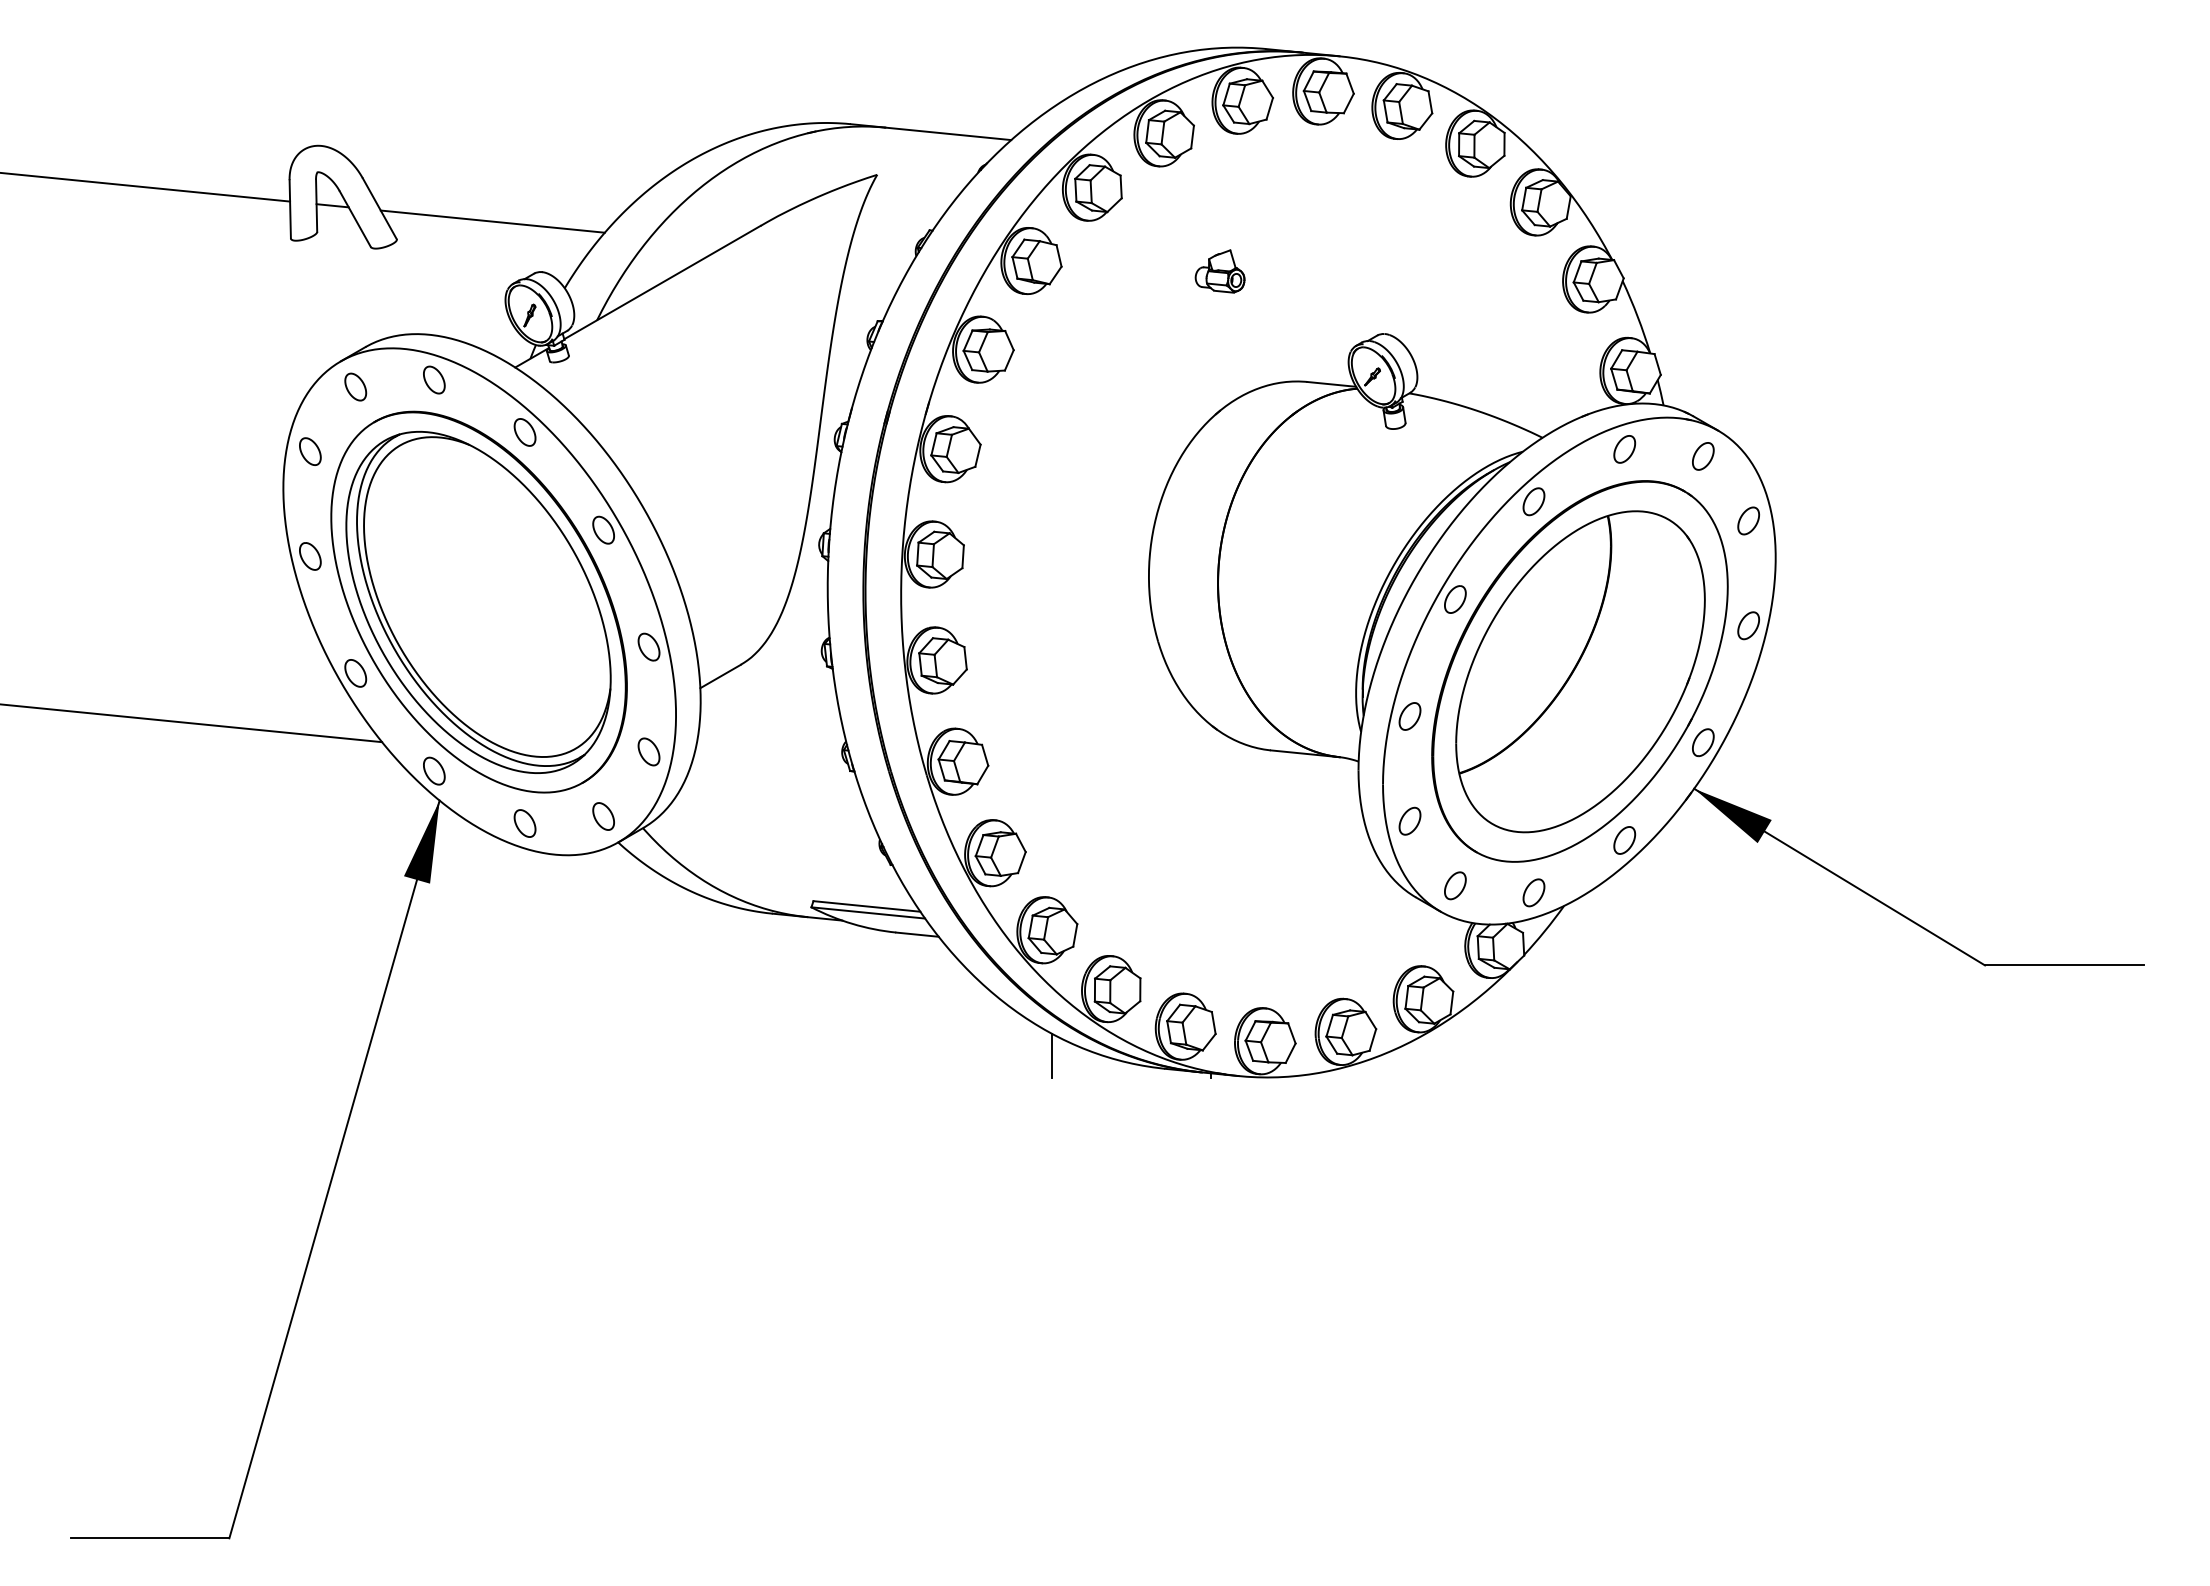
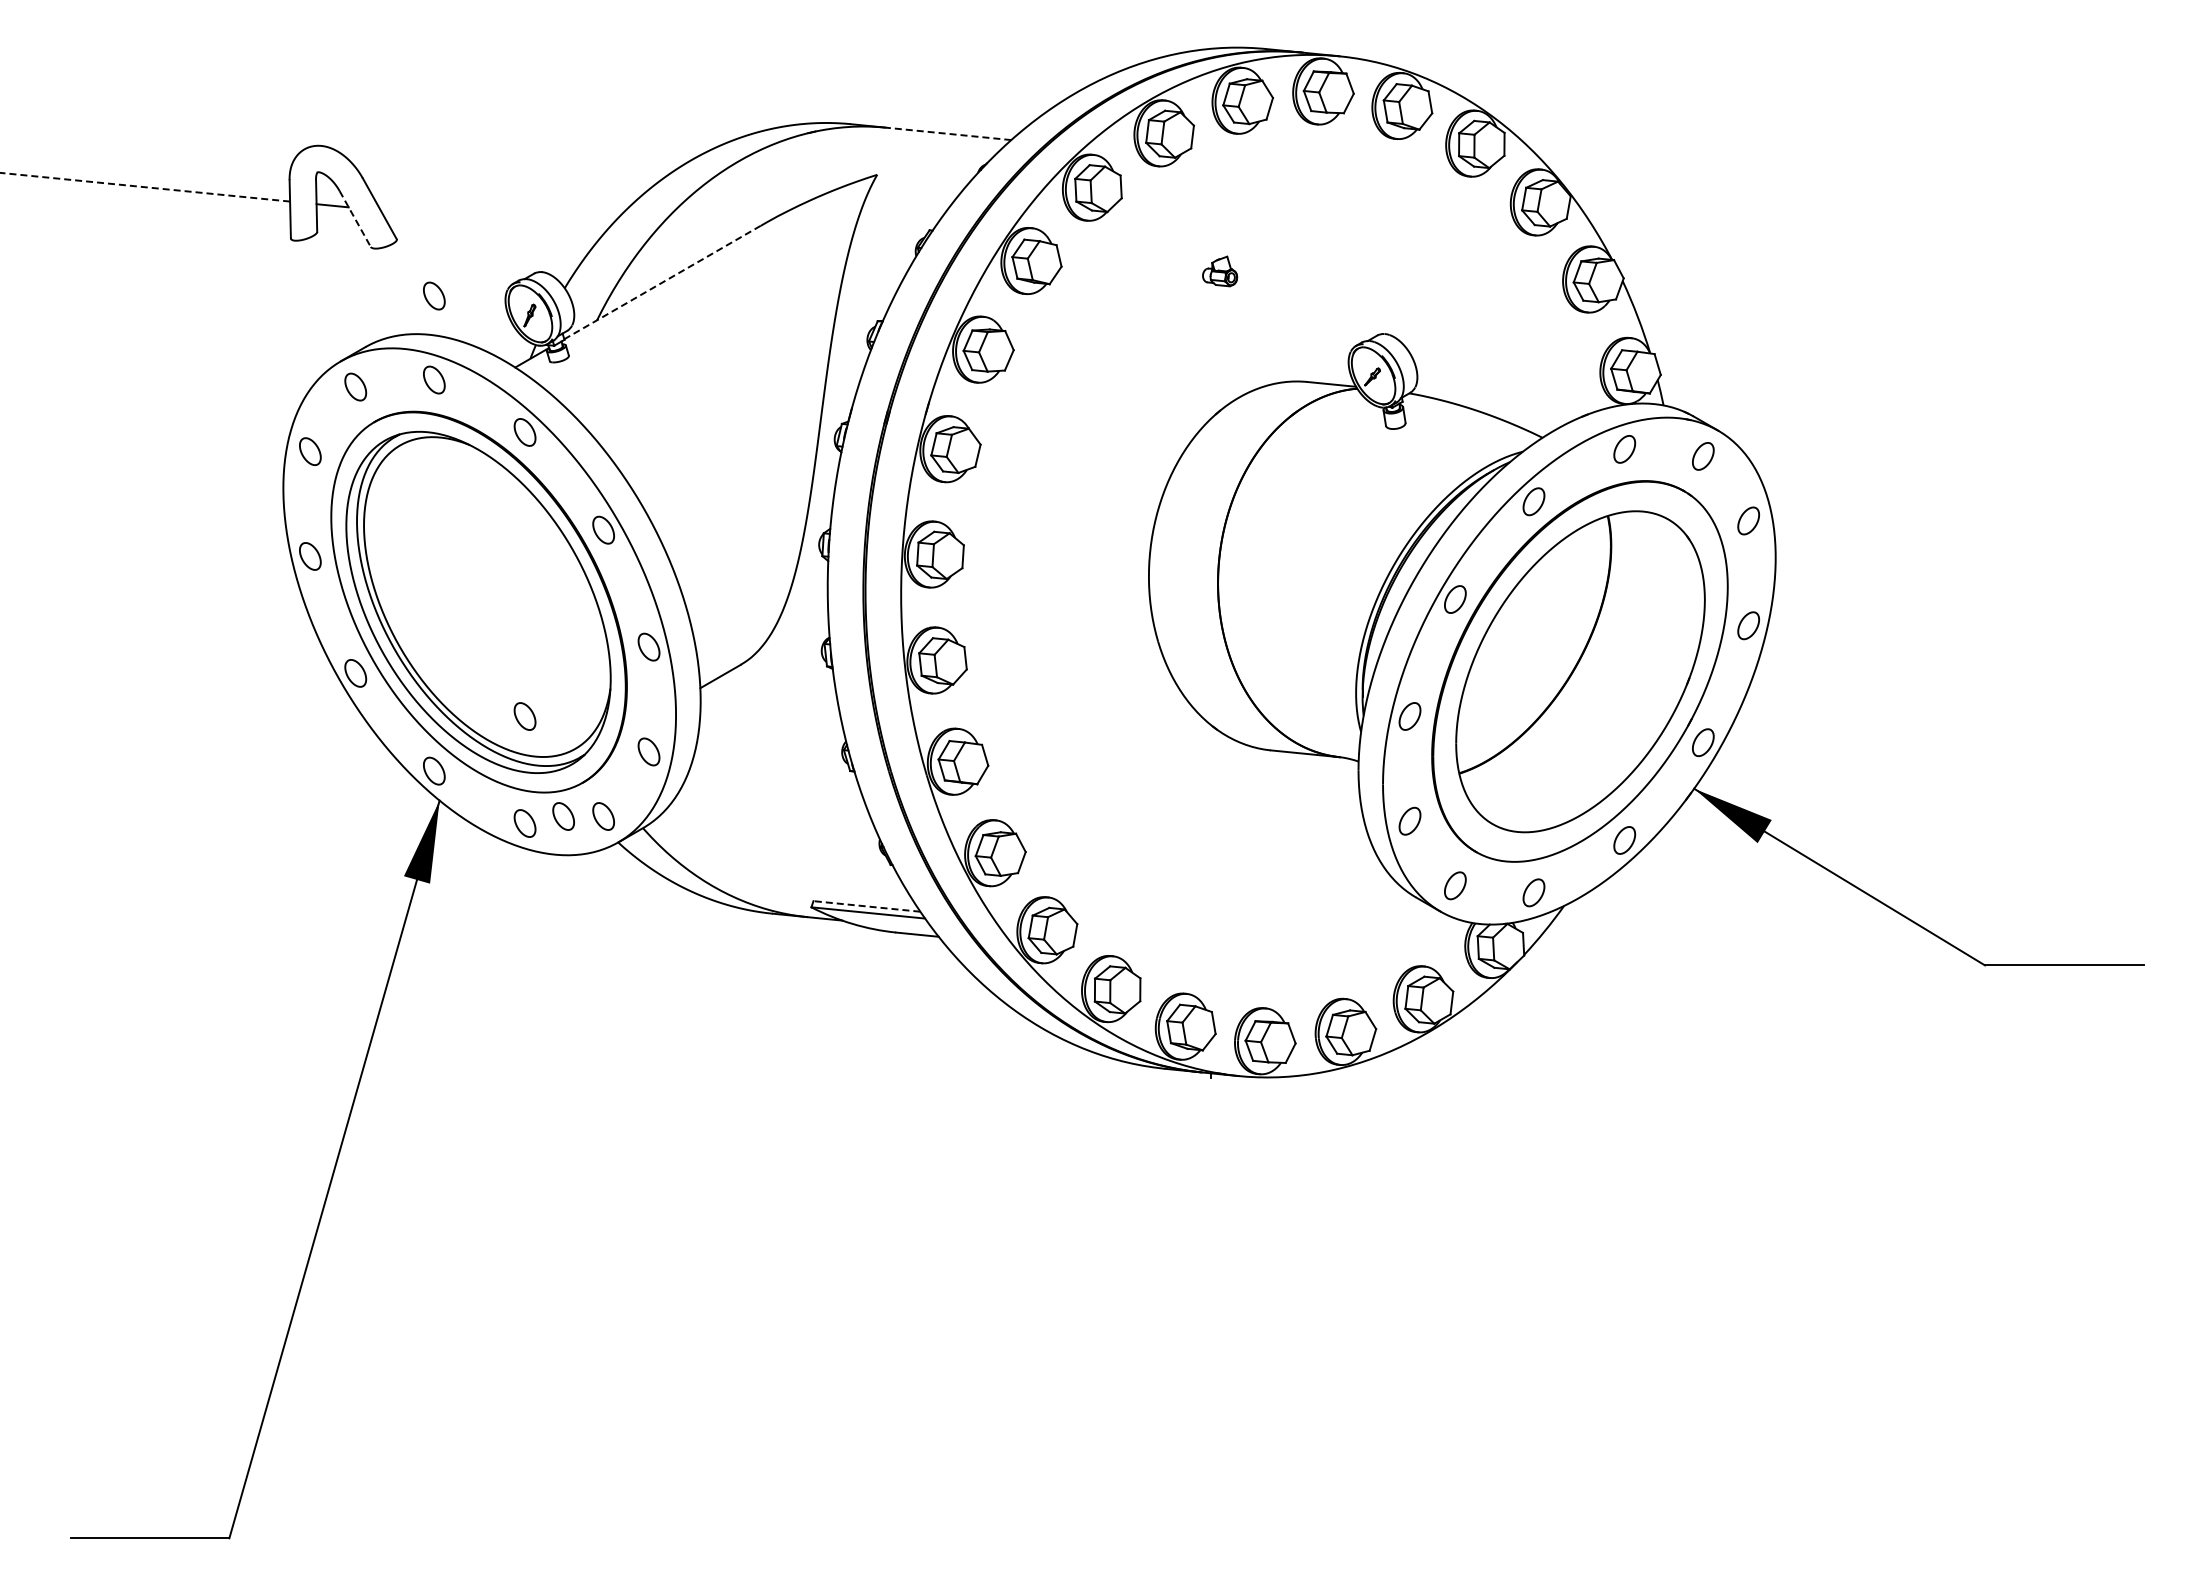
line: solid -> dashed (947, 133)
line: solid -> dashed (144, 187)
line: solid -> dashed (355, 219)
line: present -> none (492, 221)
part size: 52x45 px -> 37x33 px (1220, 271)
line: solid -> dashed (662, 282)
part: none -> present (434, 295)
part: none -> present (524, 716)
line: present -> none (192, 723)
part: none -> present (563, 816)
line: solid -> dashed (866, 906)
line: present -> none (1052, 1055)
